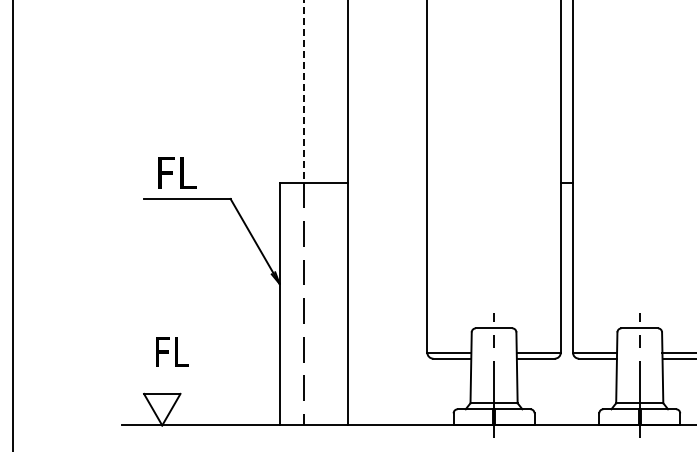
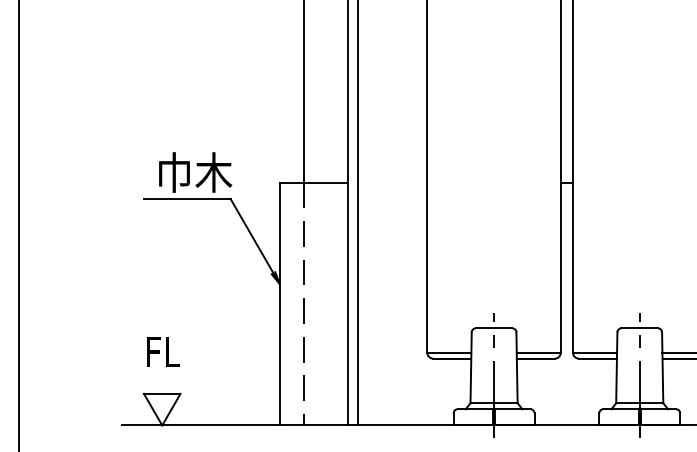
line: dashed -> solid (303, 91)
text: FL -> 巾木 (195, 172)
line: none -> present (358, 213)
line position: (12, 225) -> (18, 225) (18, 225)
text position: (172, 351) -> (163, 351) (163, 351)
